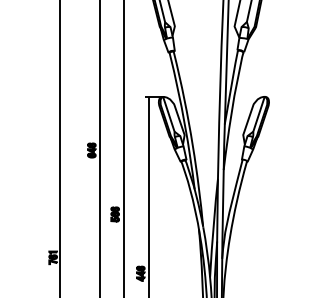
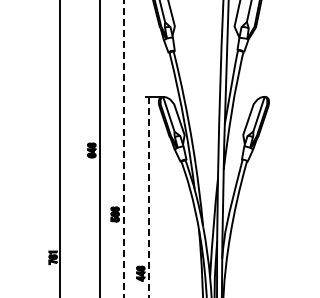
line: solid -> dashed (123, 149)
line: solid -> dashed (149, 197)
